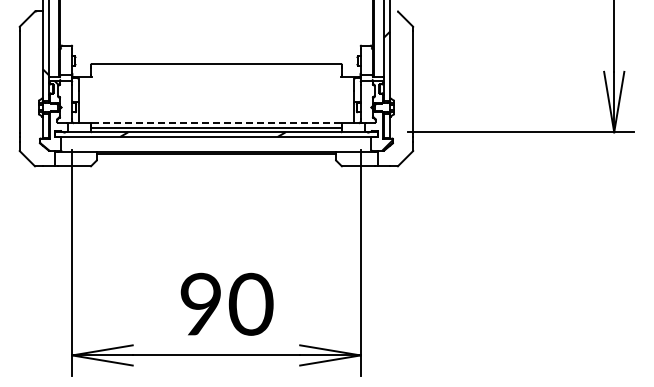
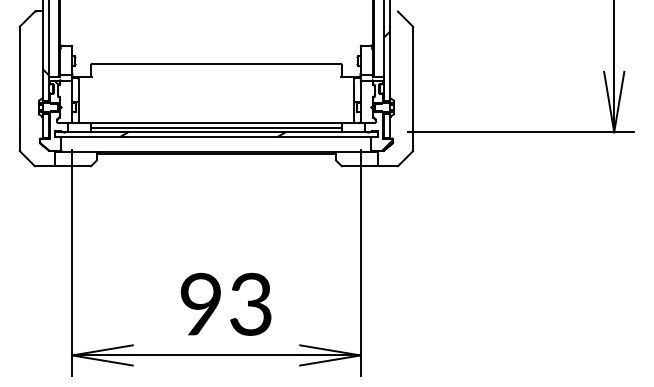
line: dashed -> solid (216, 123)
text: 90 -> 93 (250, 304)
